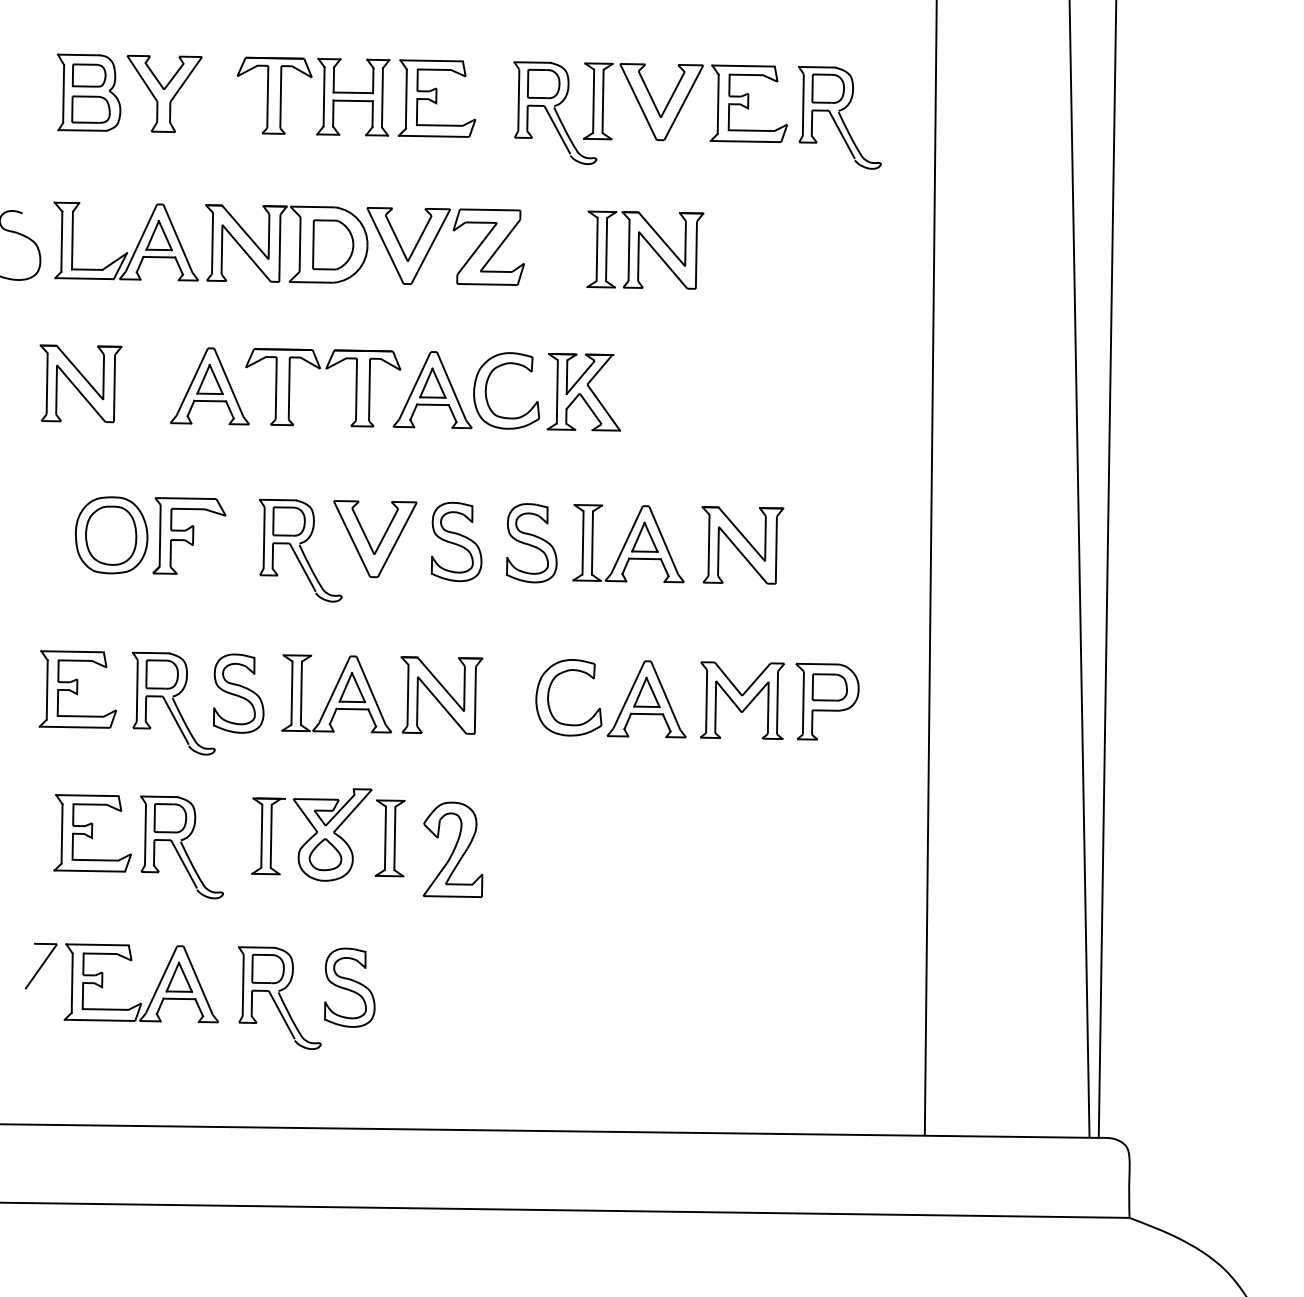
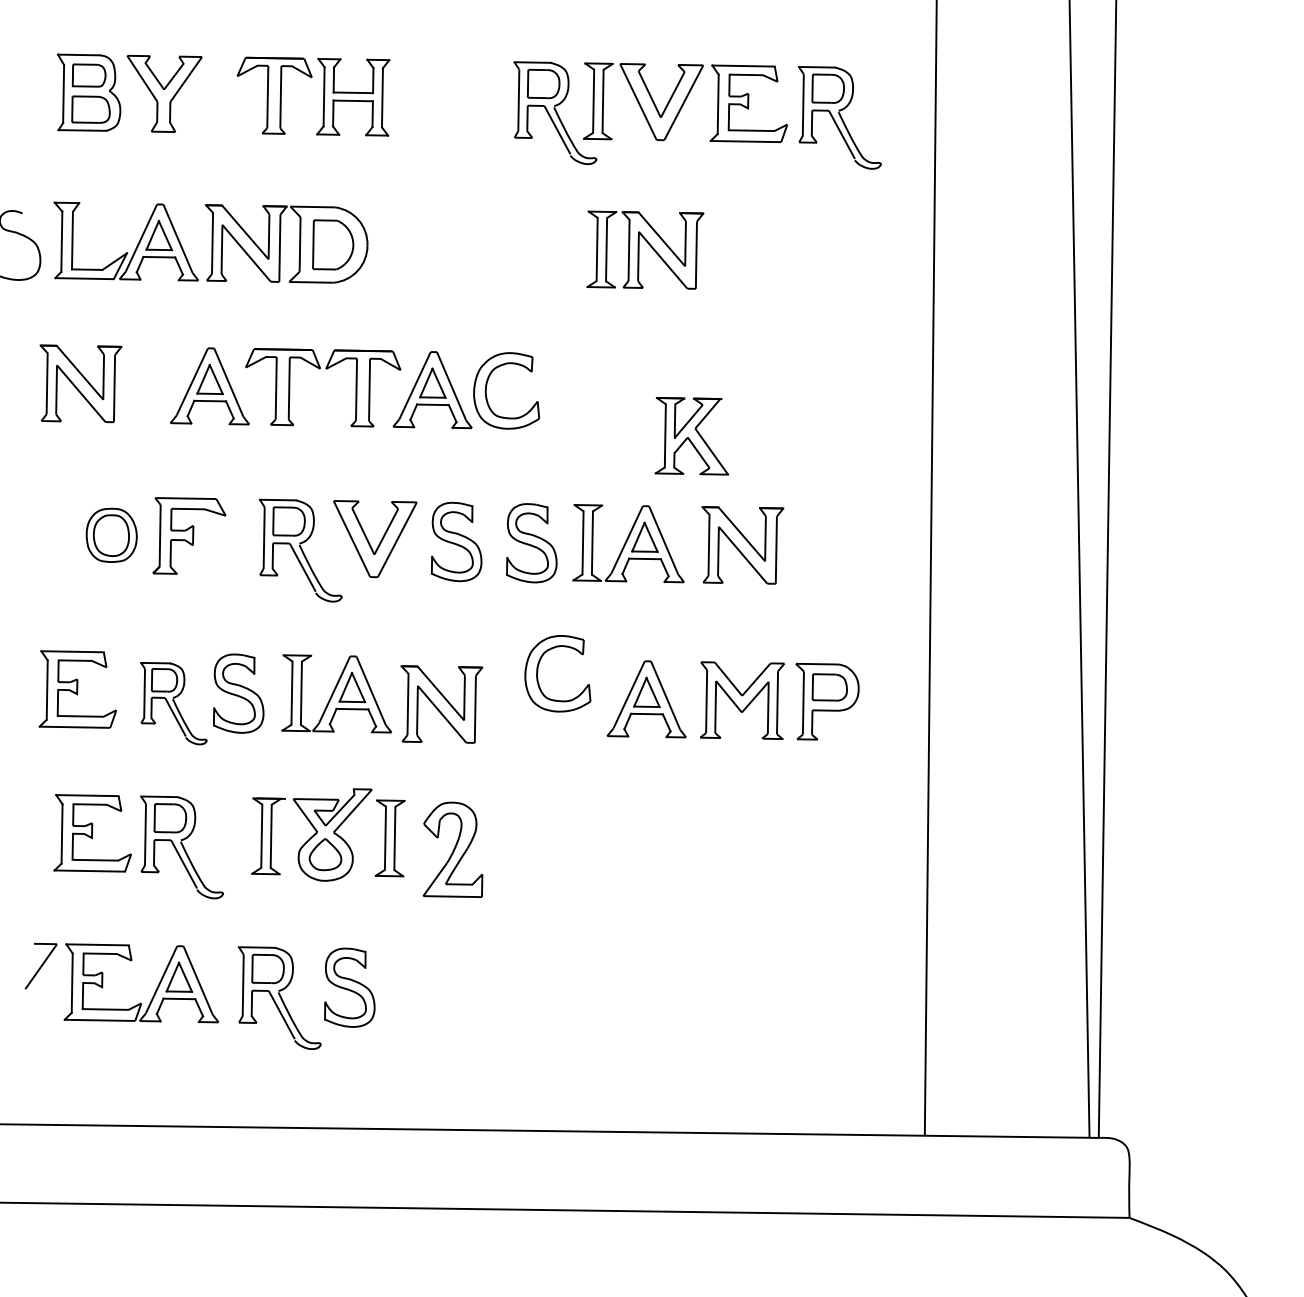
part: present -> none (436, 98)
part: present -> none (435, 240)
part position: (583, 392) -> (691, 436) (691, 436)
part size: 74x79 px -> 53x56 px (111, 534)
part position: (441, 695) -> (441, 704) (441, 704)
part position: (549, 695) -> (538, 671) (538, 671)
part size: 84x105 px -> 68x84 px (173, 703)
